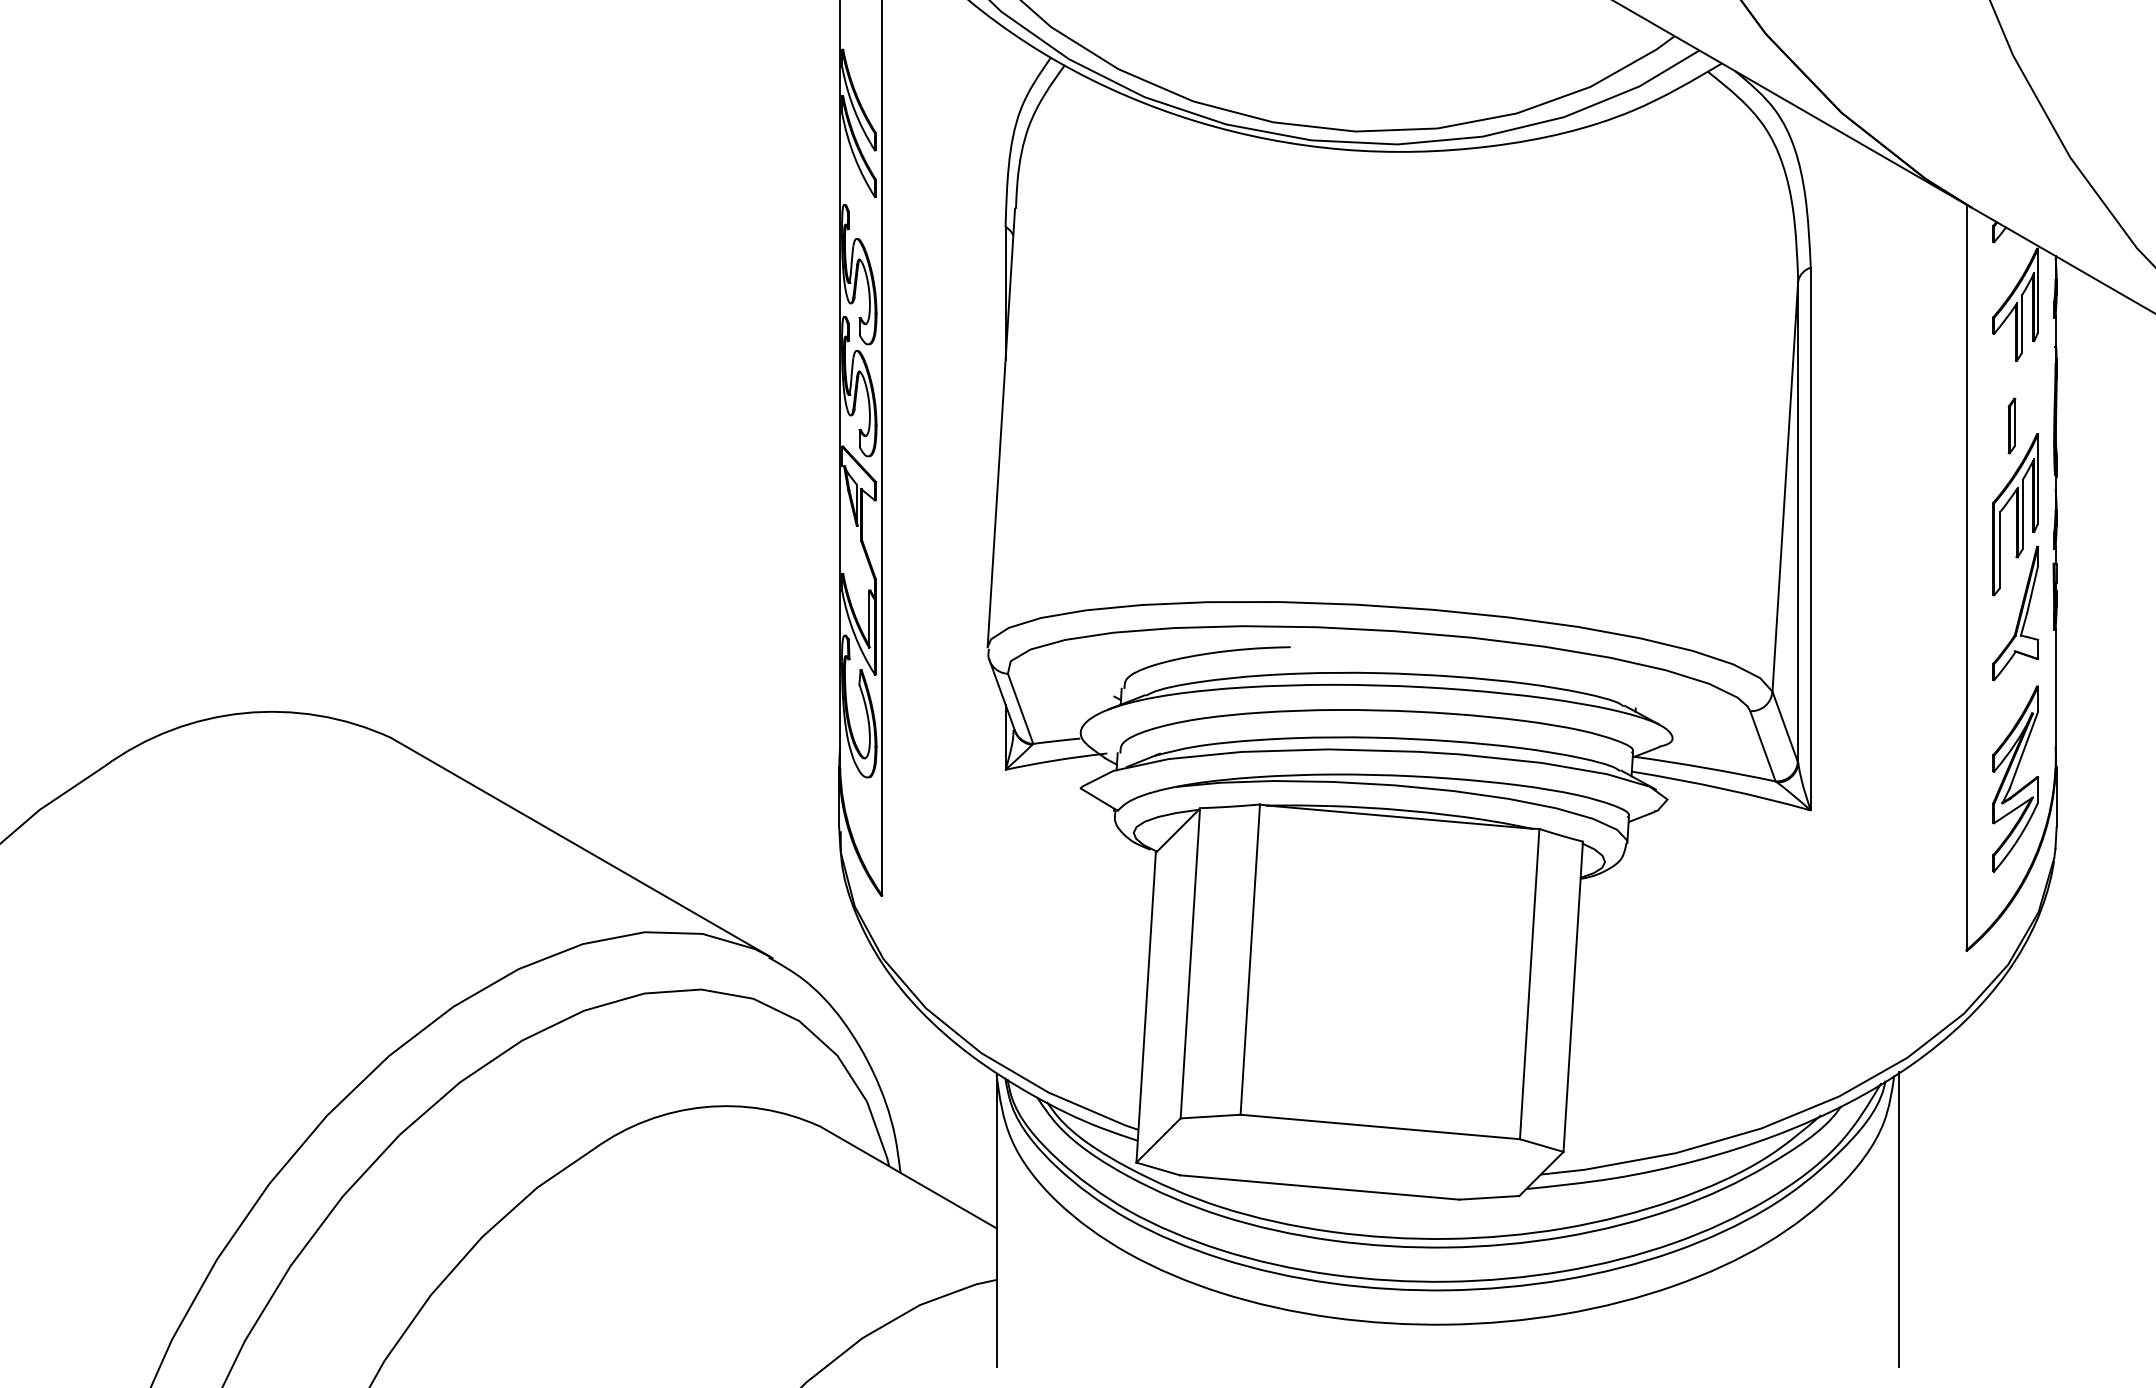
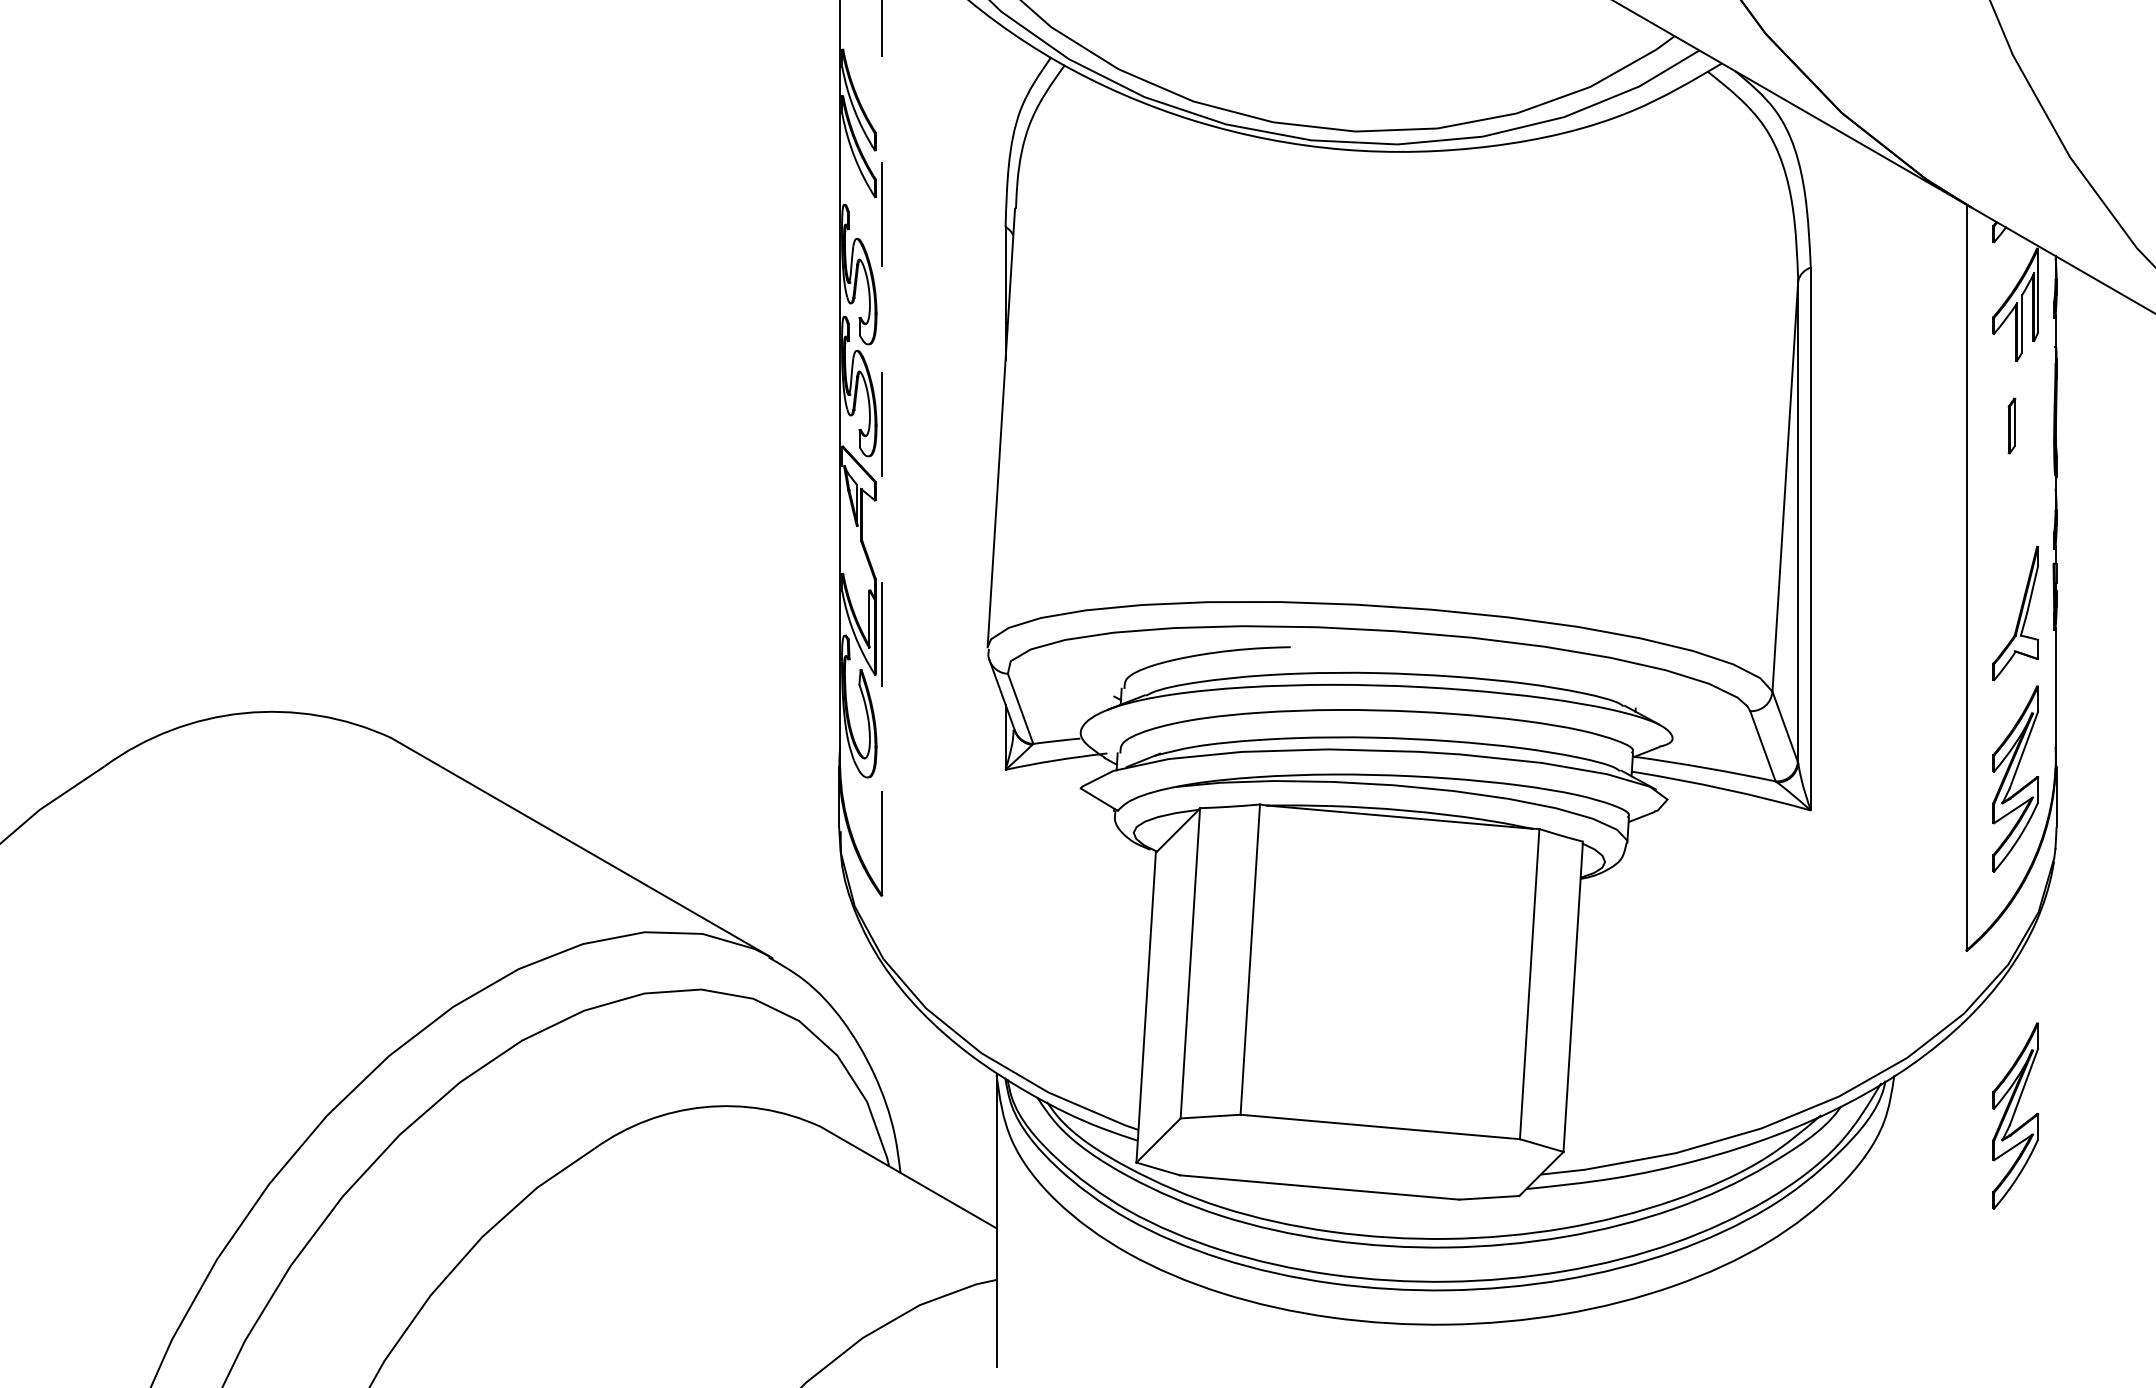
line: solid -> dashed (881, 447)
part: present -> none (2015, 514)
part: none -> present (2015, 1115)
line: present -> none (1899, 1219)
